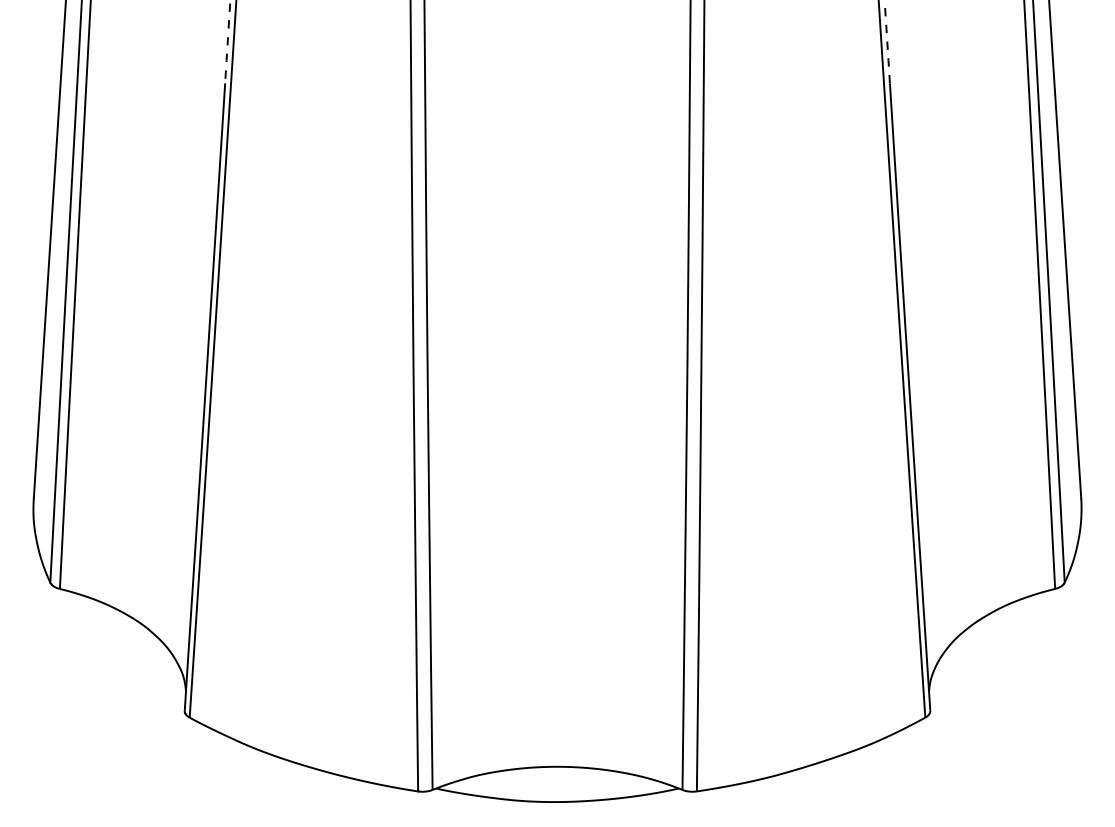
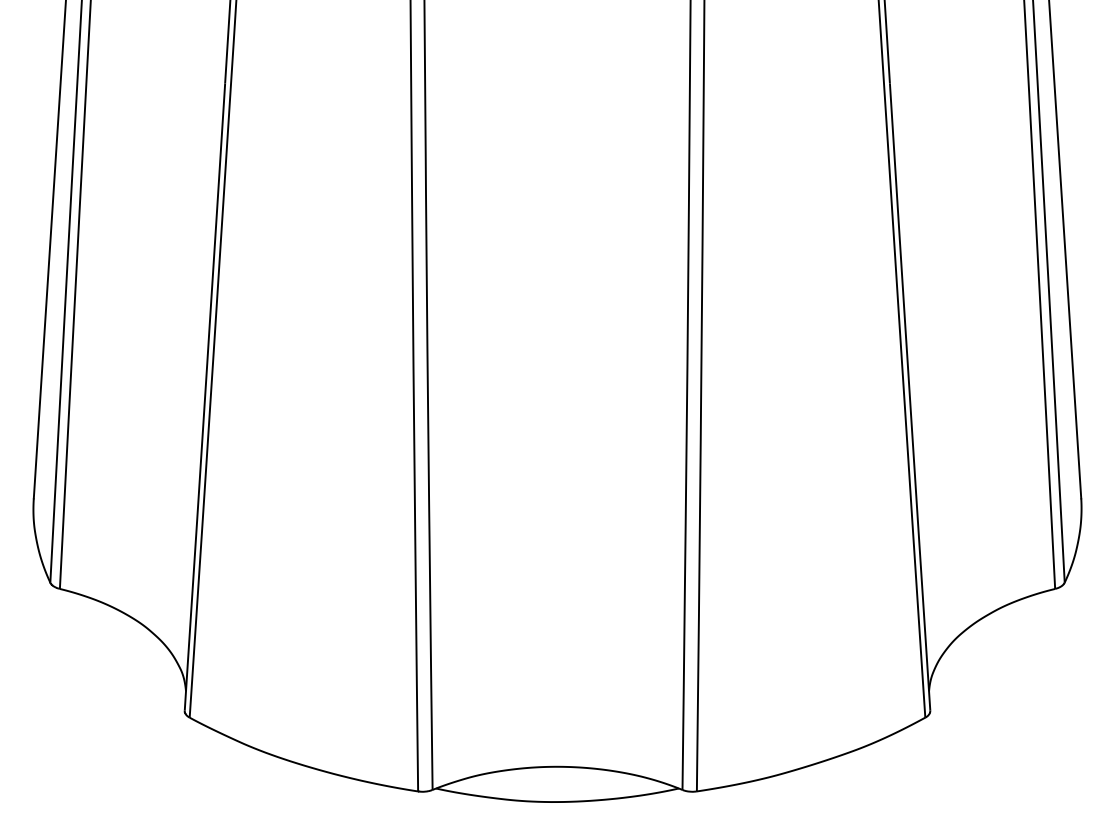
line: dashed -> solid (227, 42)
line: dashed -> solid (887, 42)
